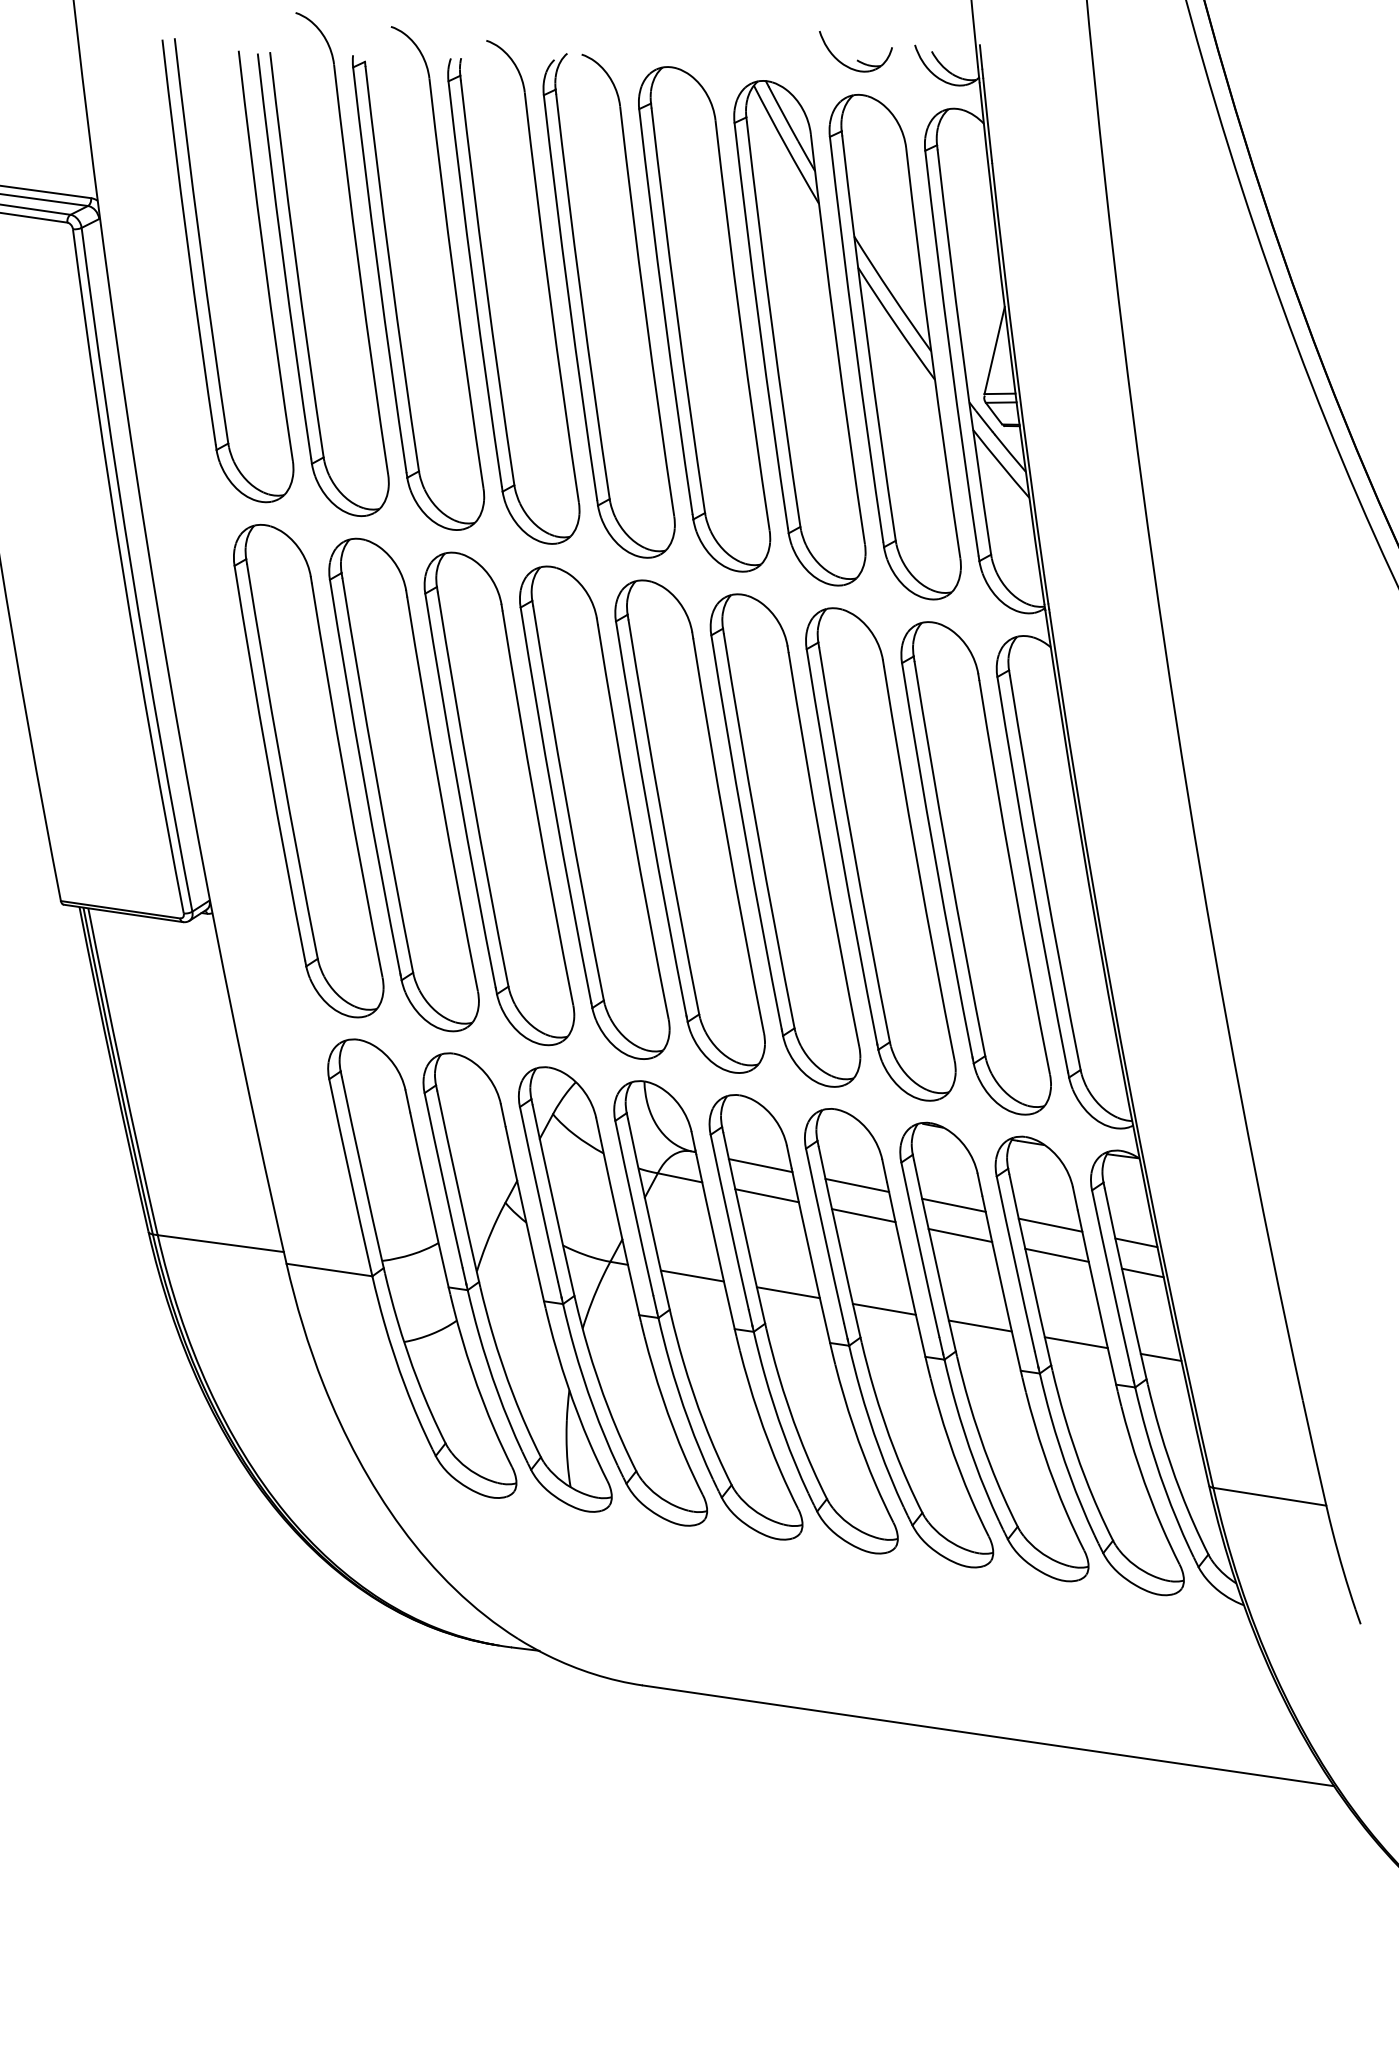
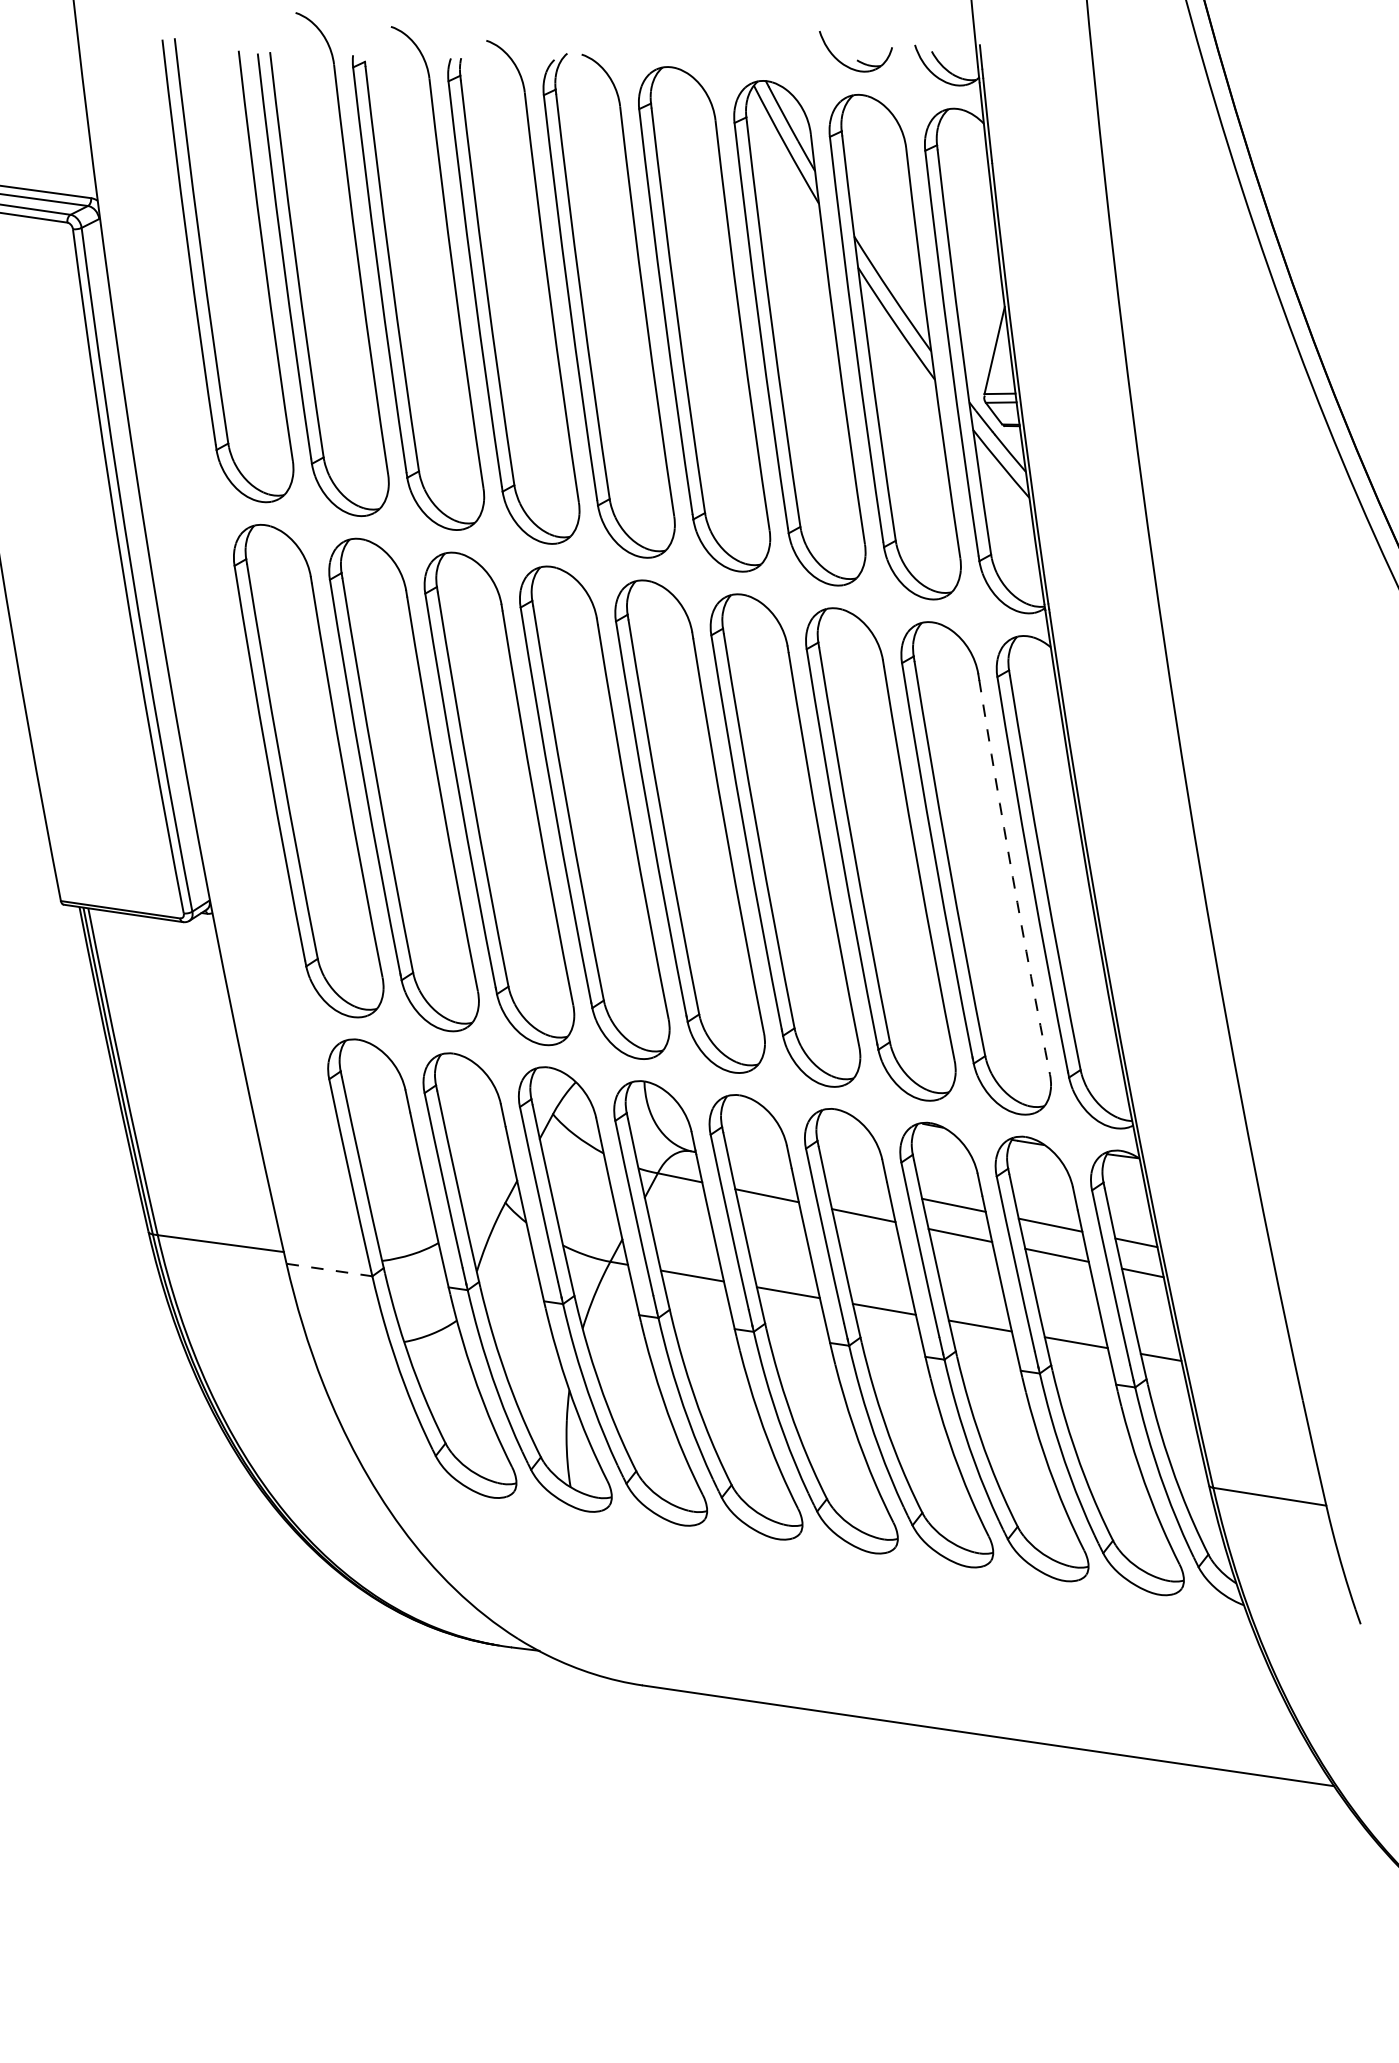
arc: solid -> dashed (1012, 877)
line: present -> none (760, 1165)
line: present -> none (857, 1185)
line: solid -> dashed (329, 1270)
